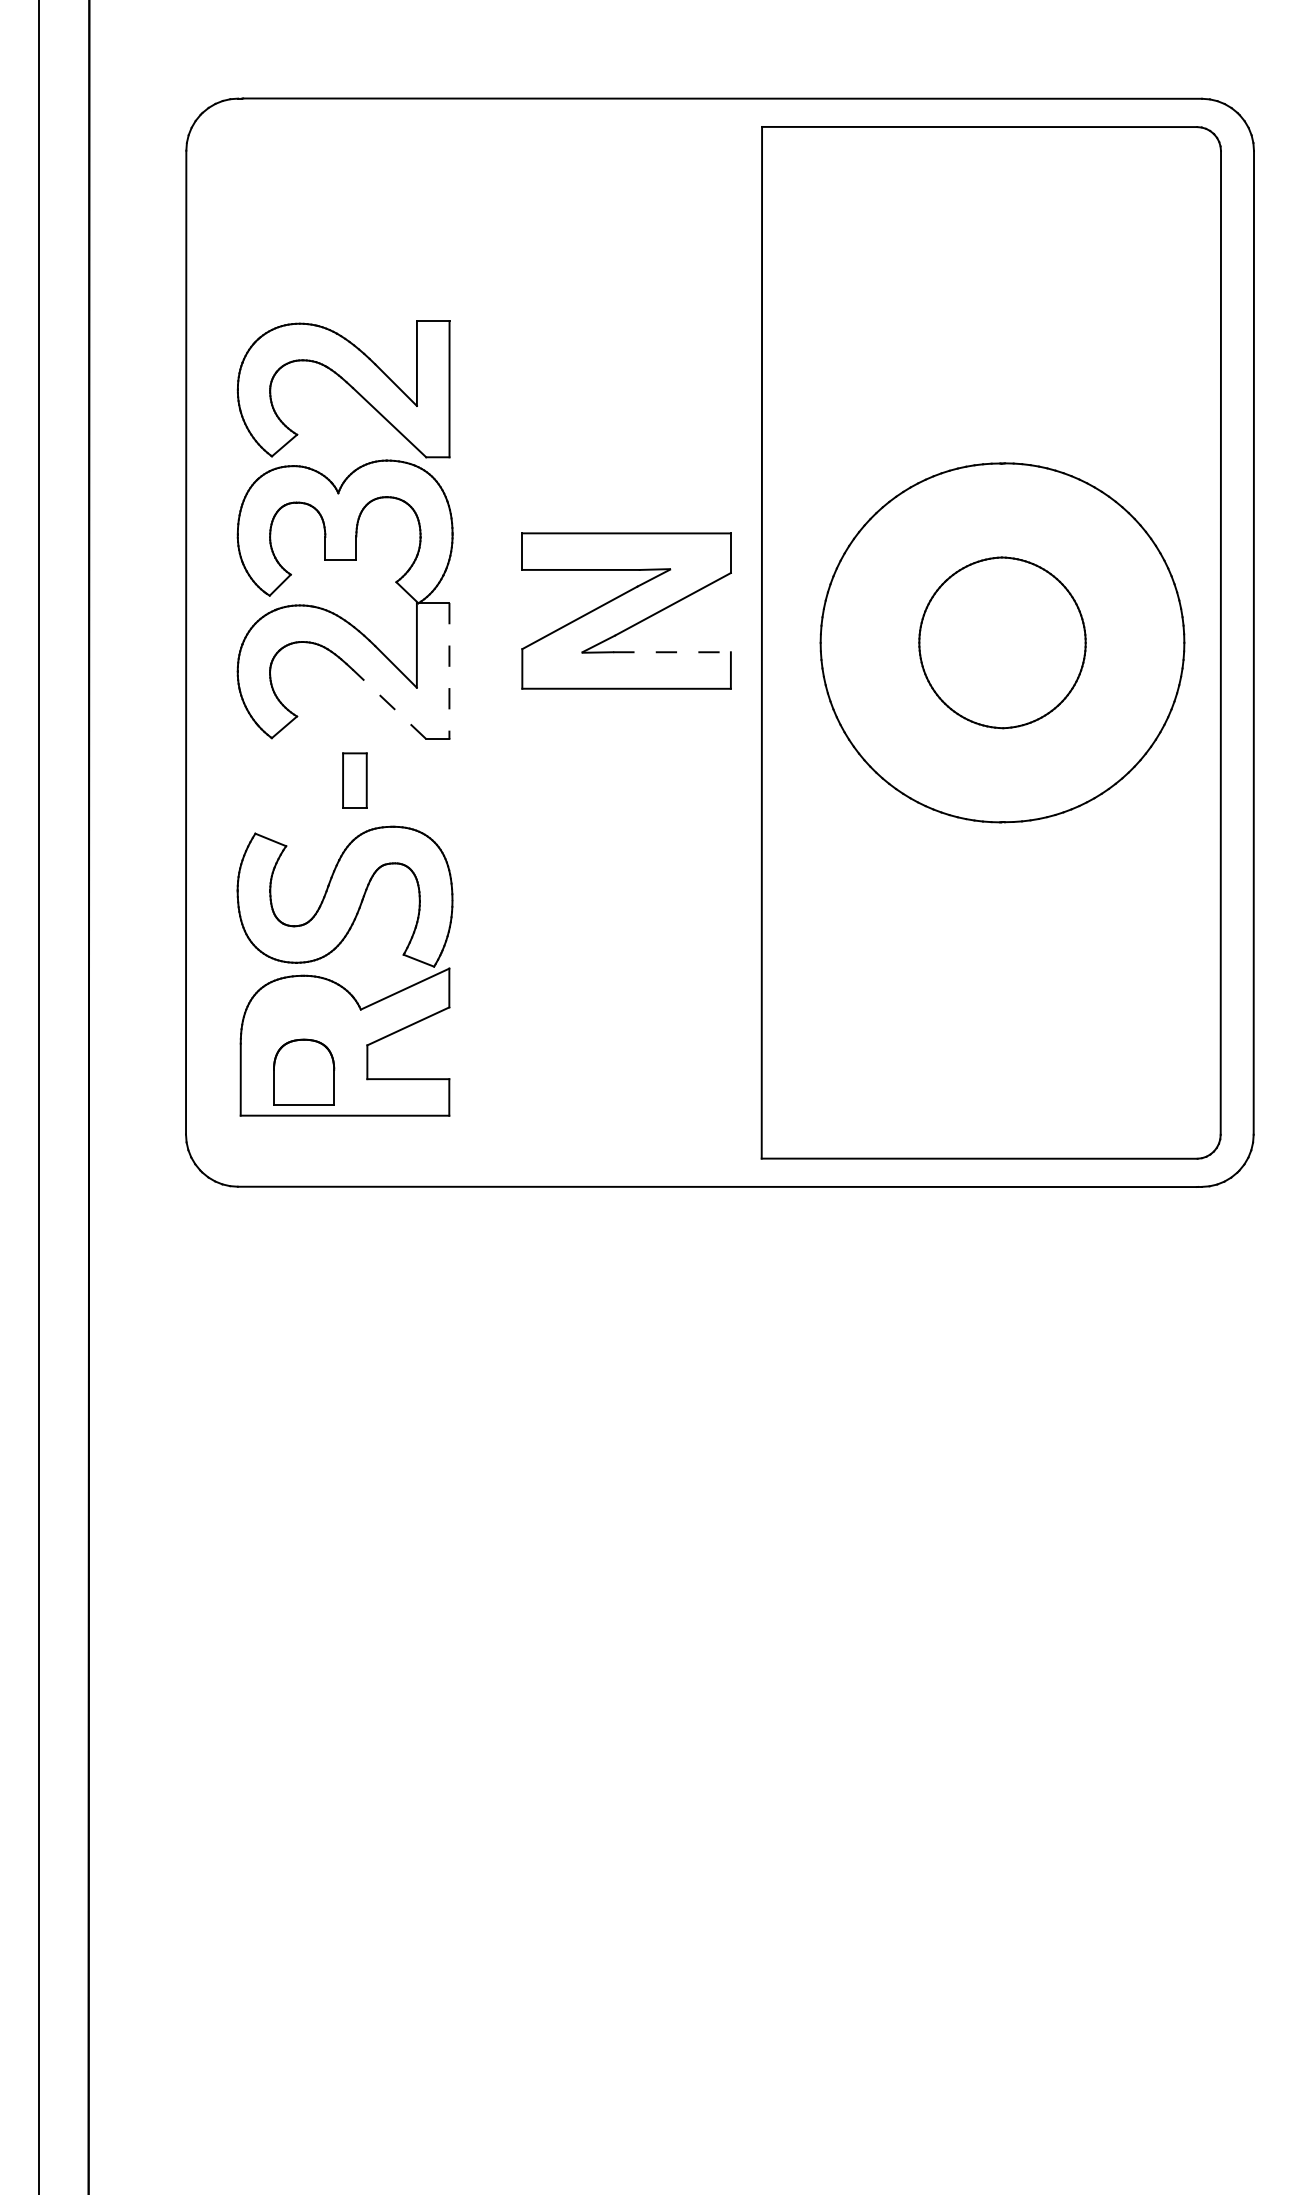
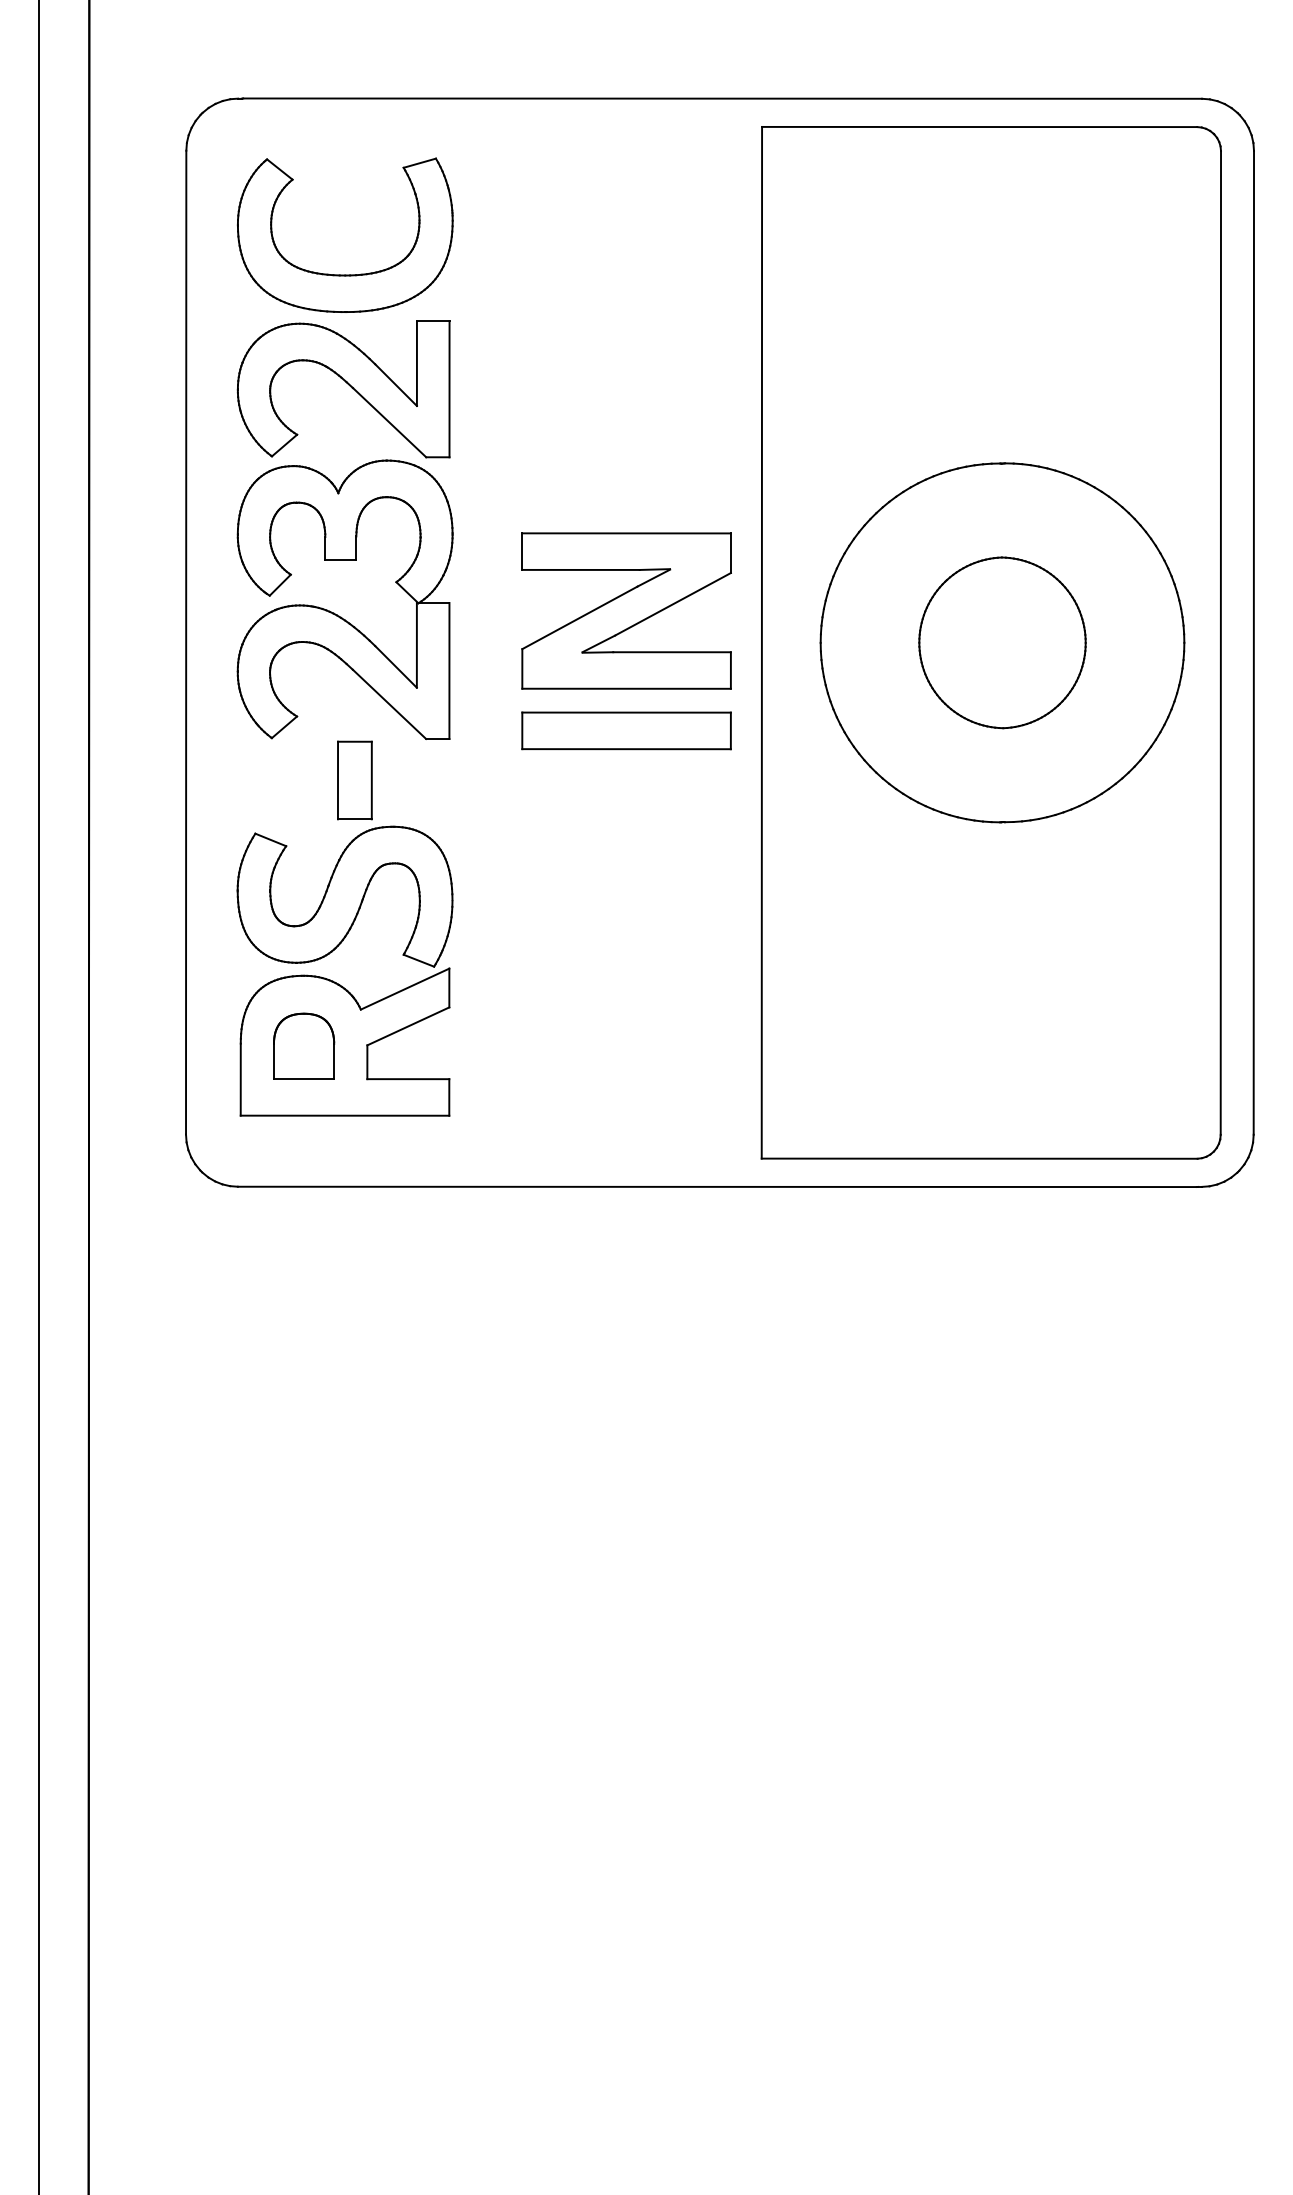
part: none -> present (345, 274)
line: dashed -> solid (672, 652)
line: dashed -> solid (449, 671)
line: dashed -> solid (389, 704)
part: none -> present (626, 730)
part size: 26x57 px -> 36x81 px (354, 780)
part position: (304, 1071) -> (304, 1045) (304, 1045)
